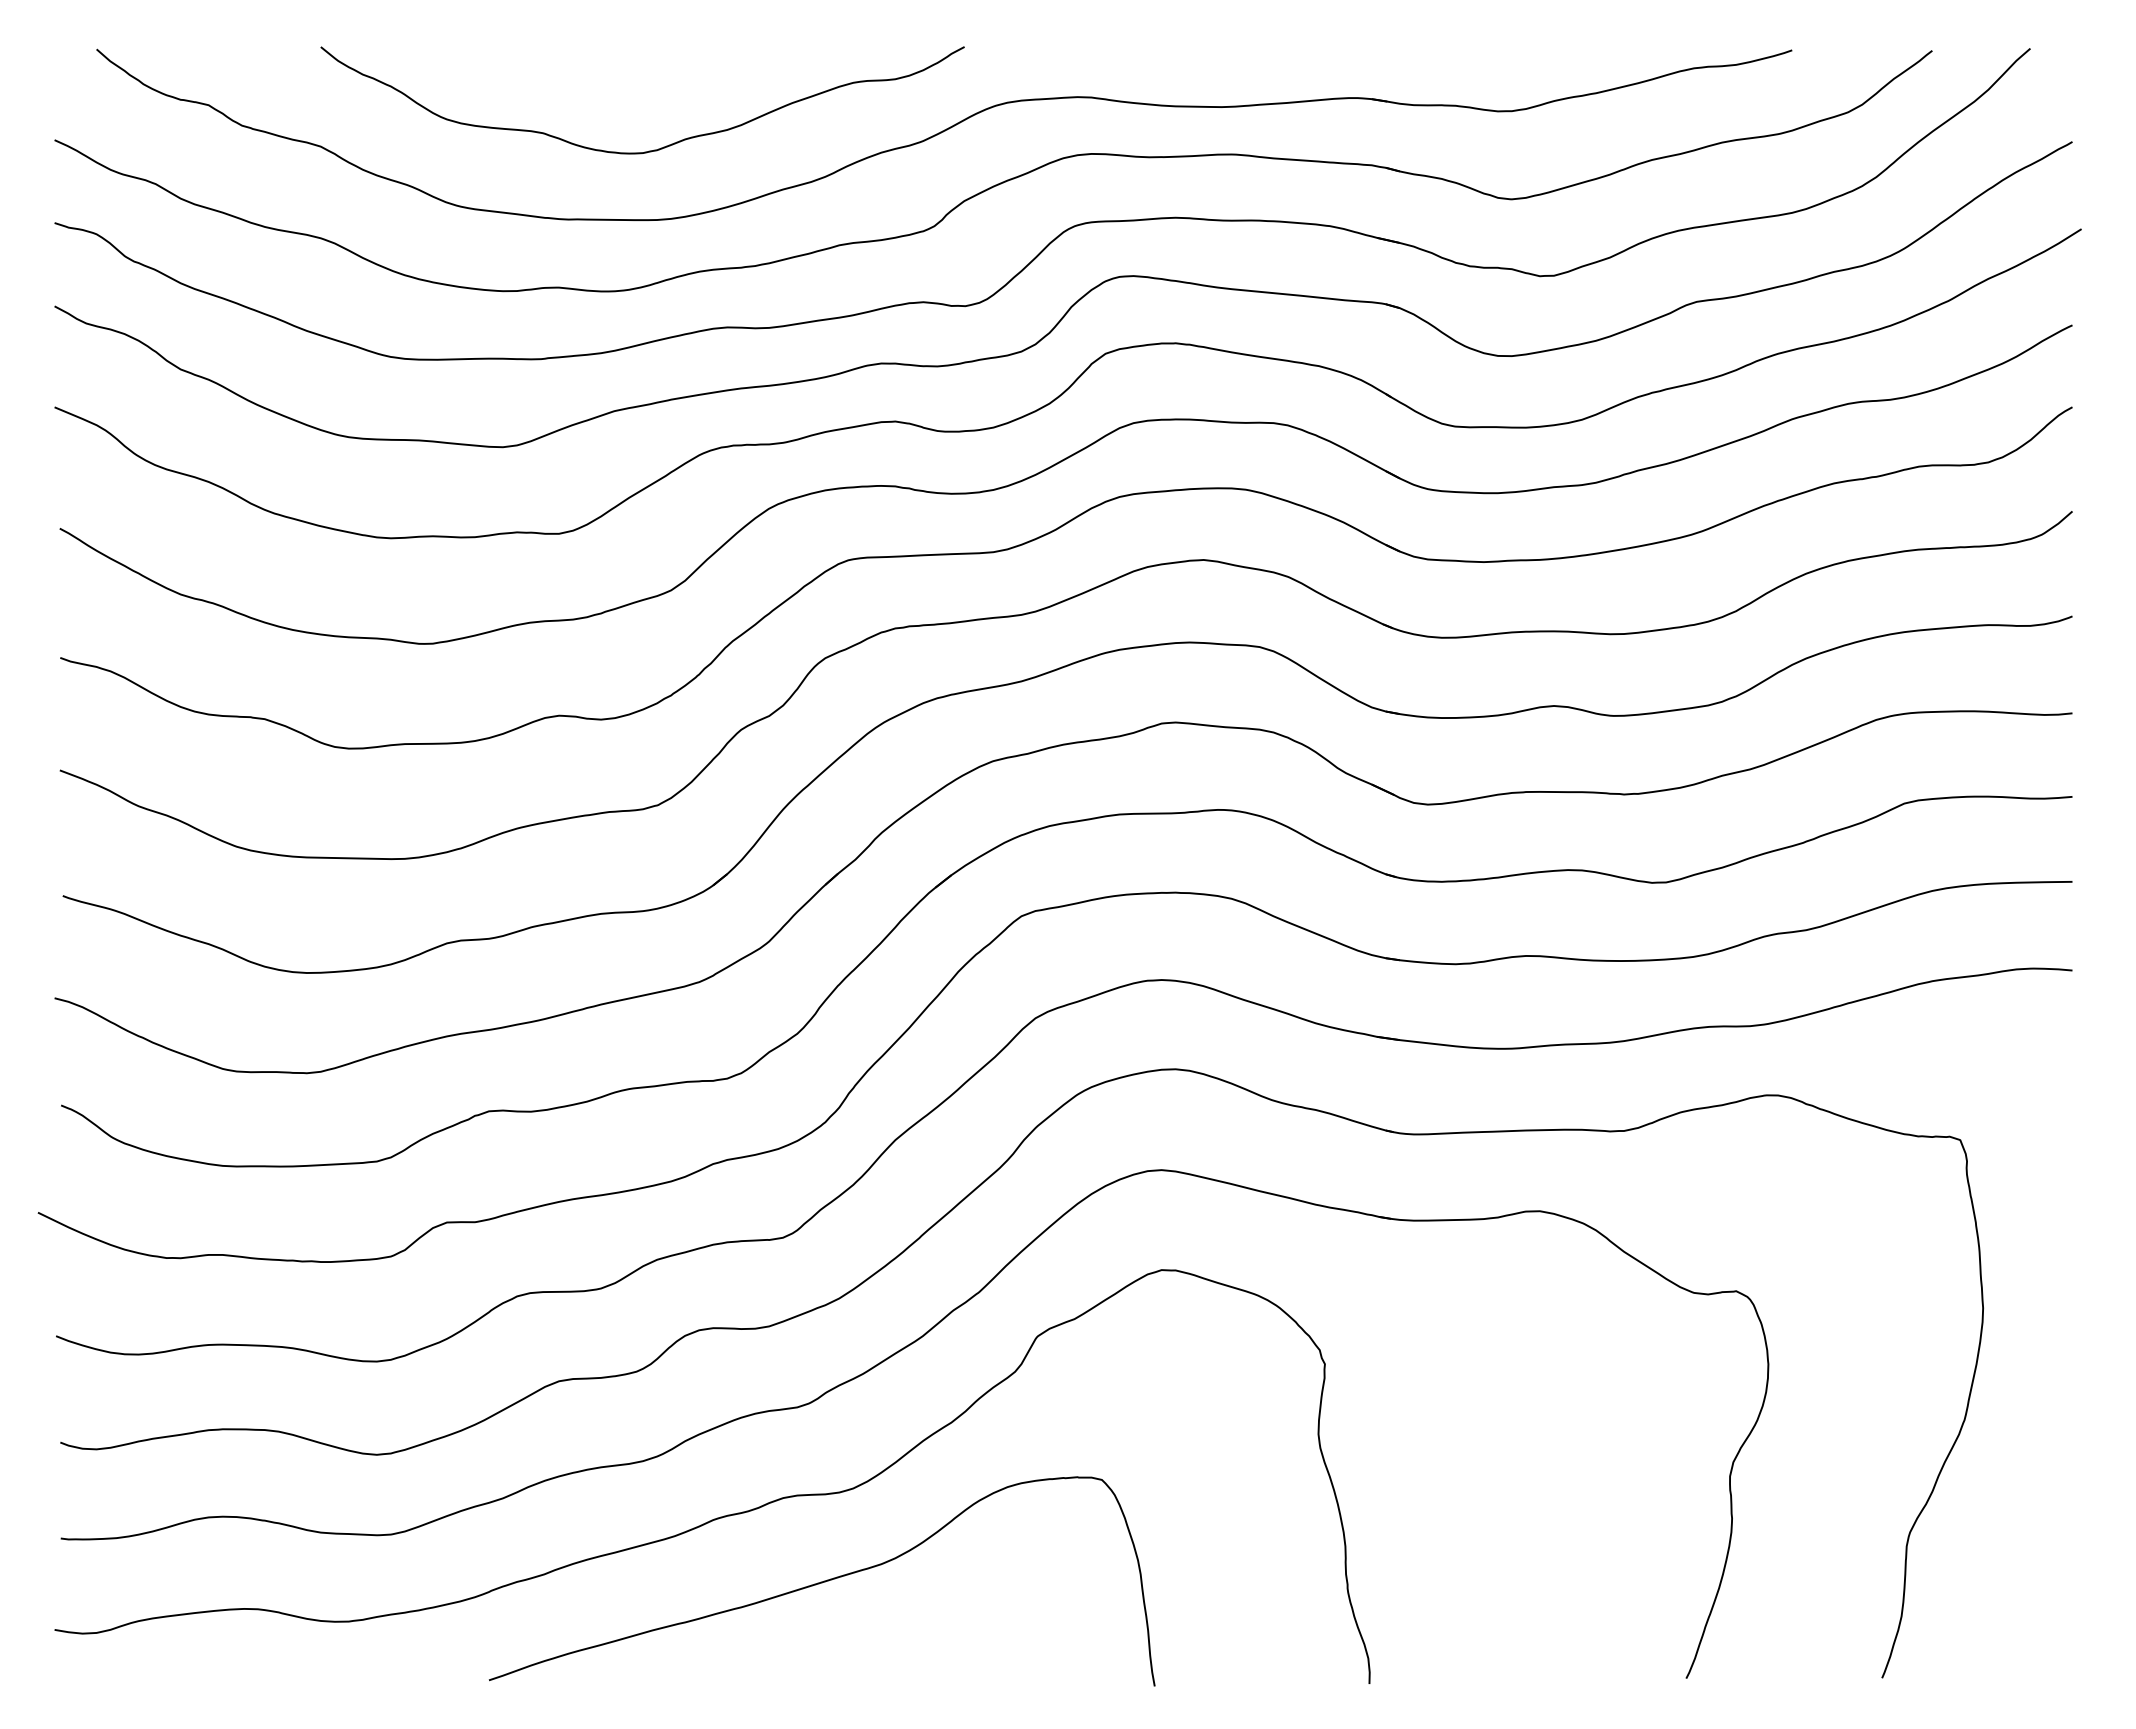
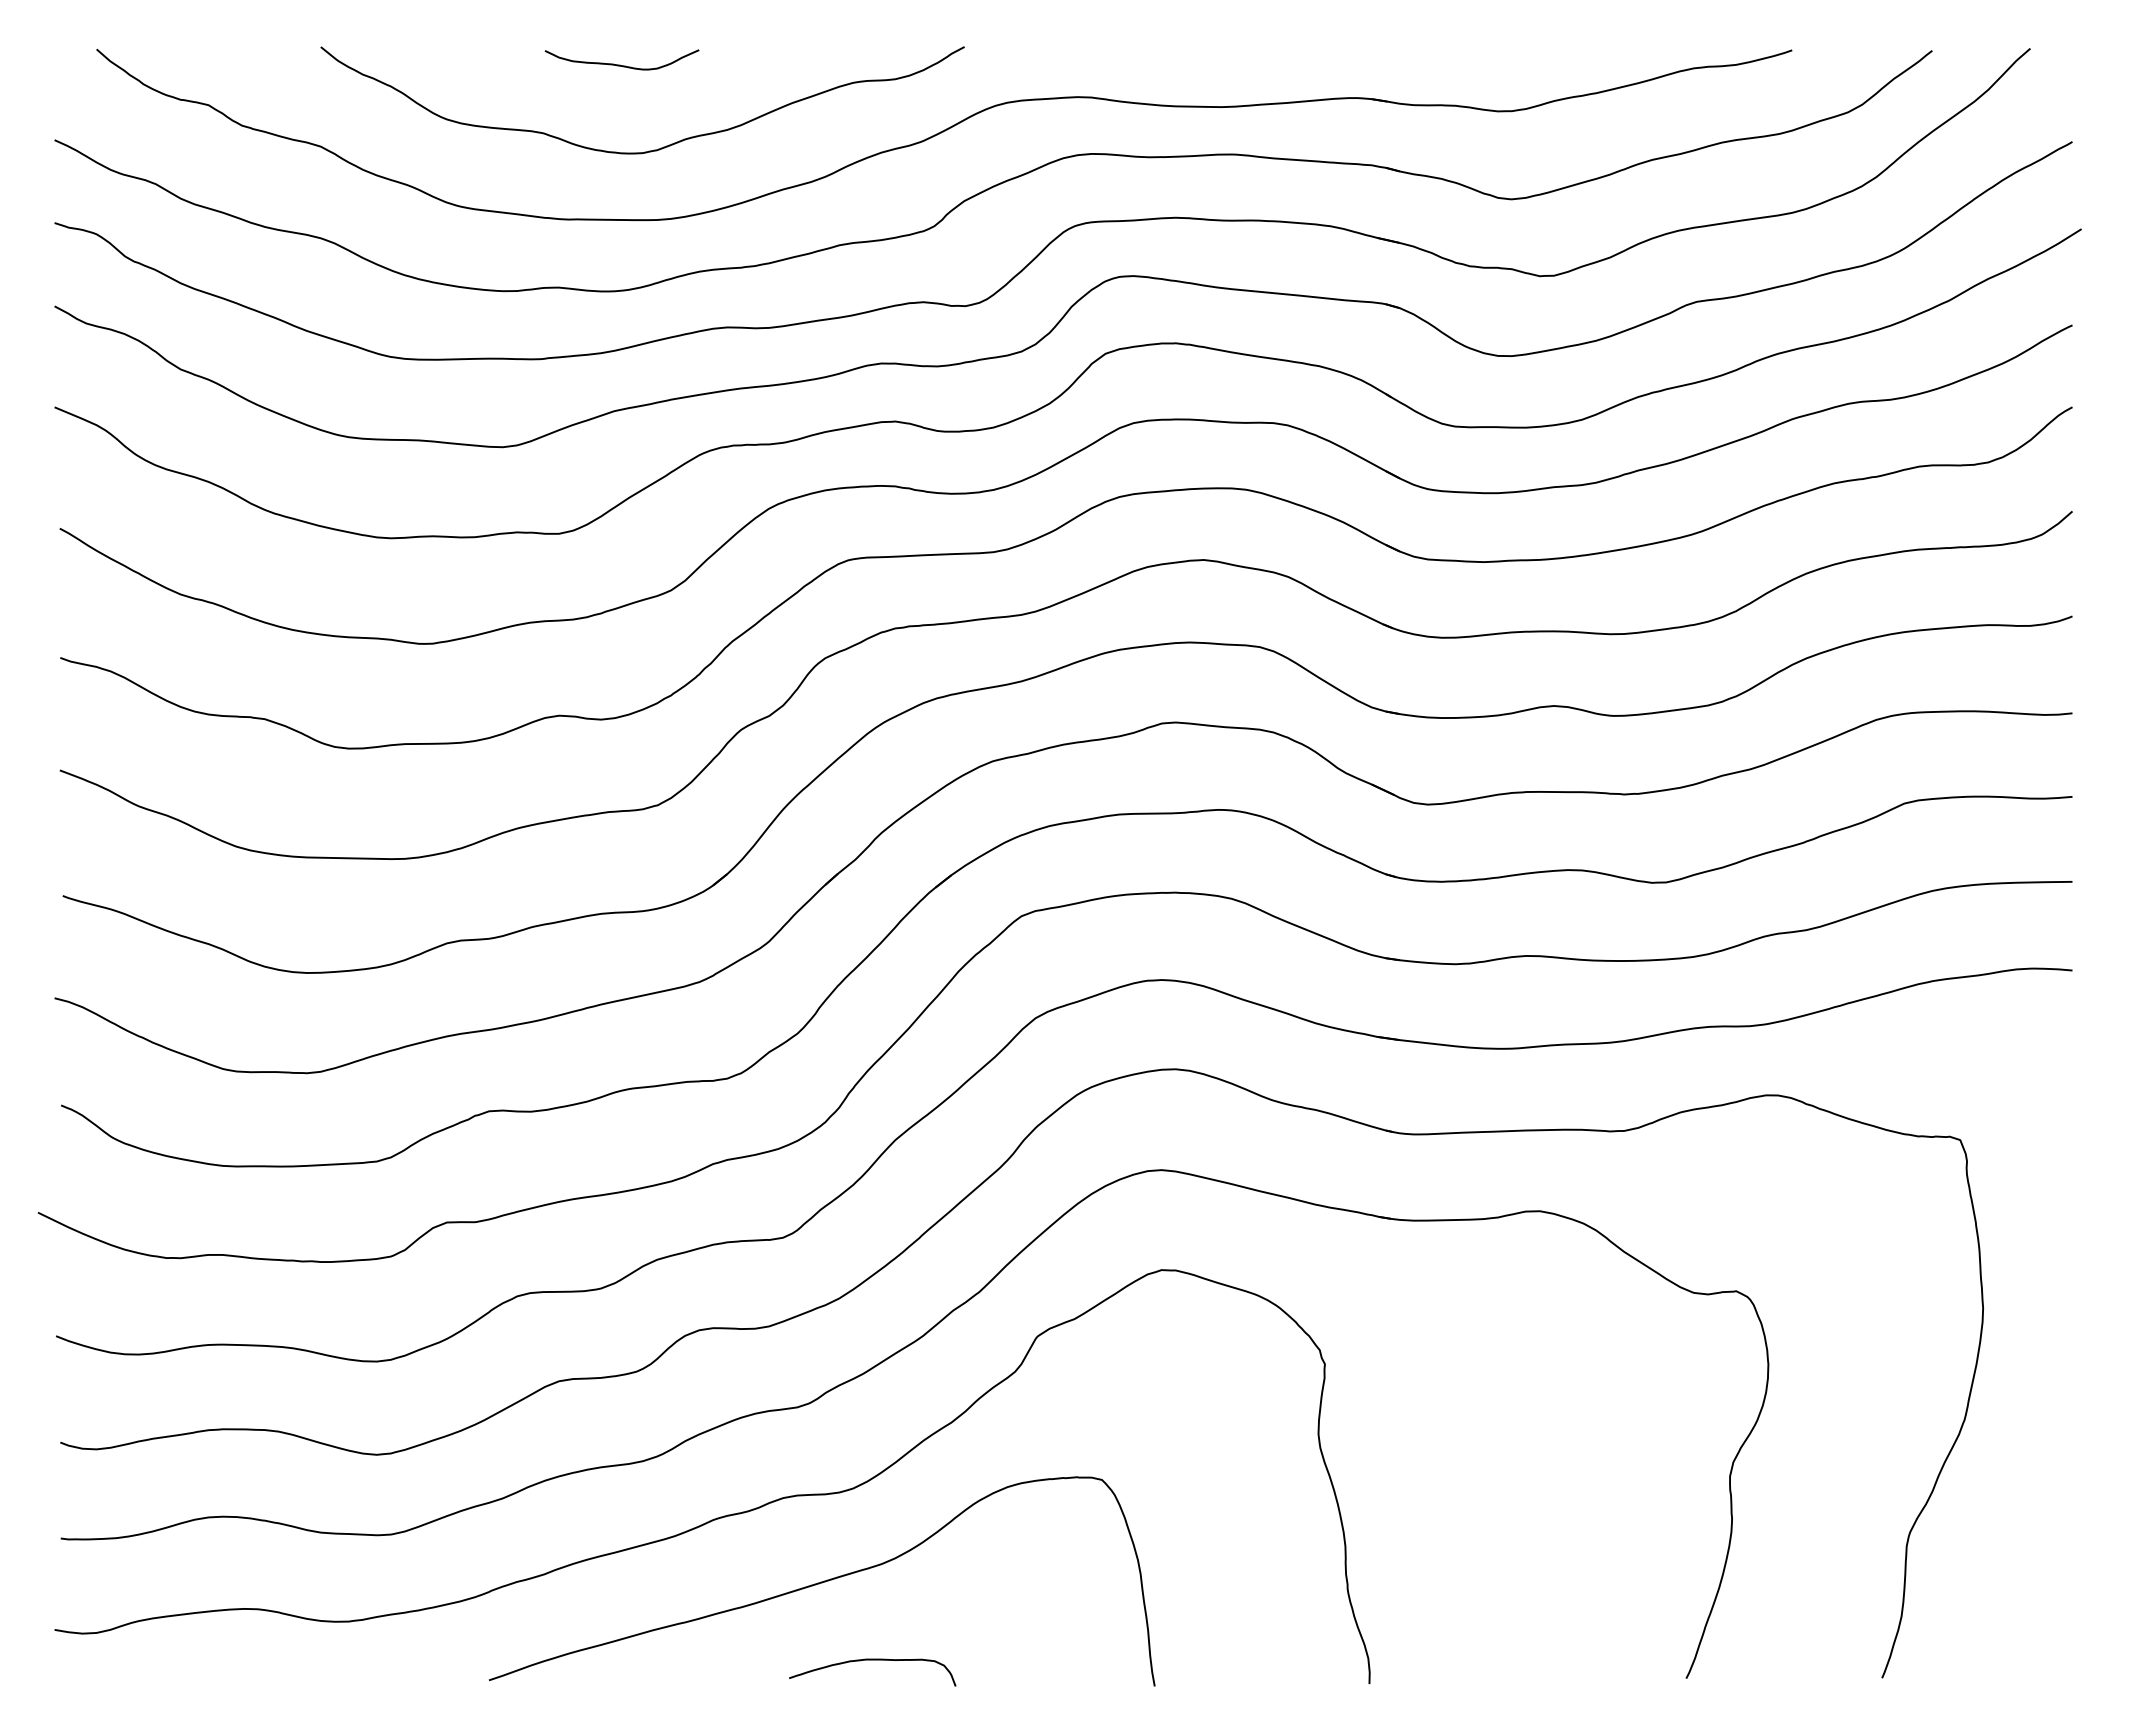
curve: none -> present (620, 64)
curve: none -> present (872, 1660)
